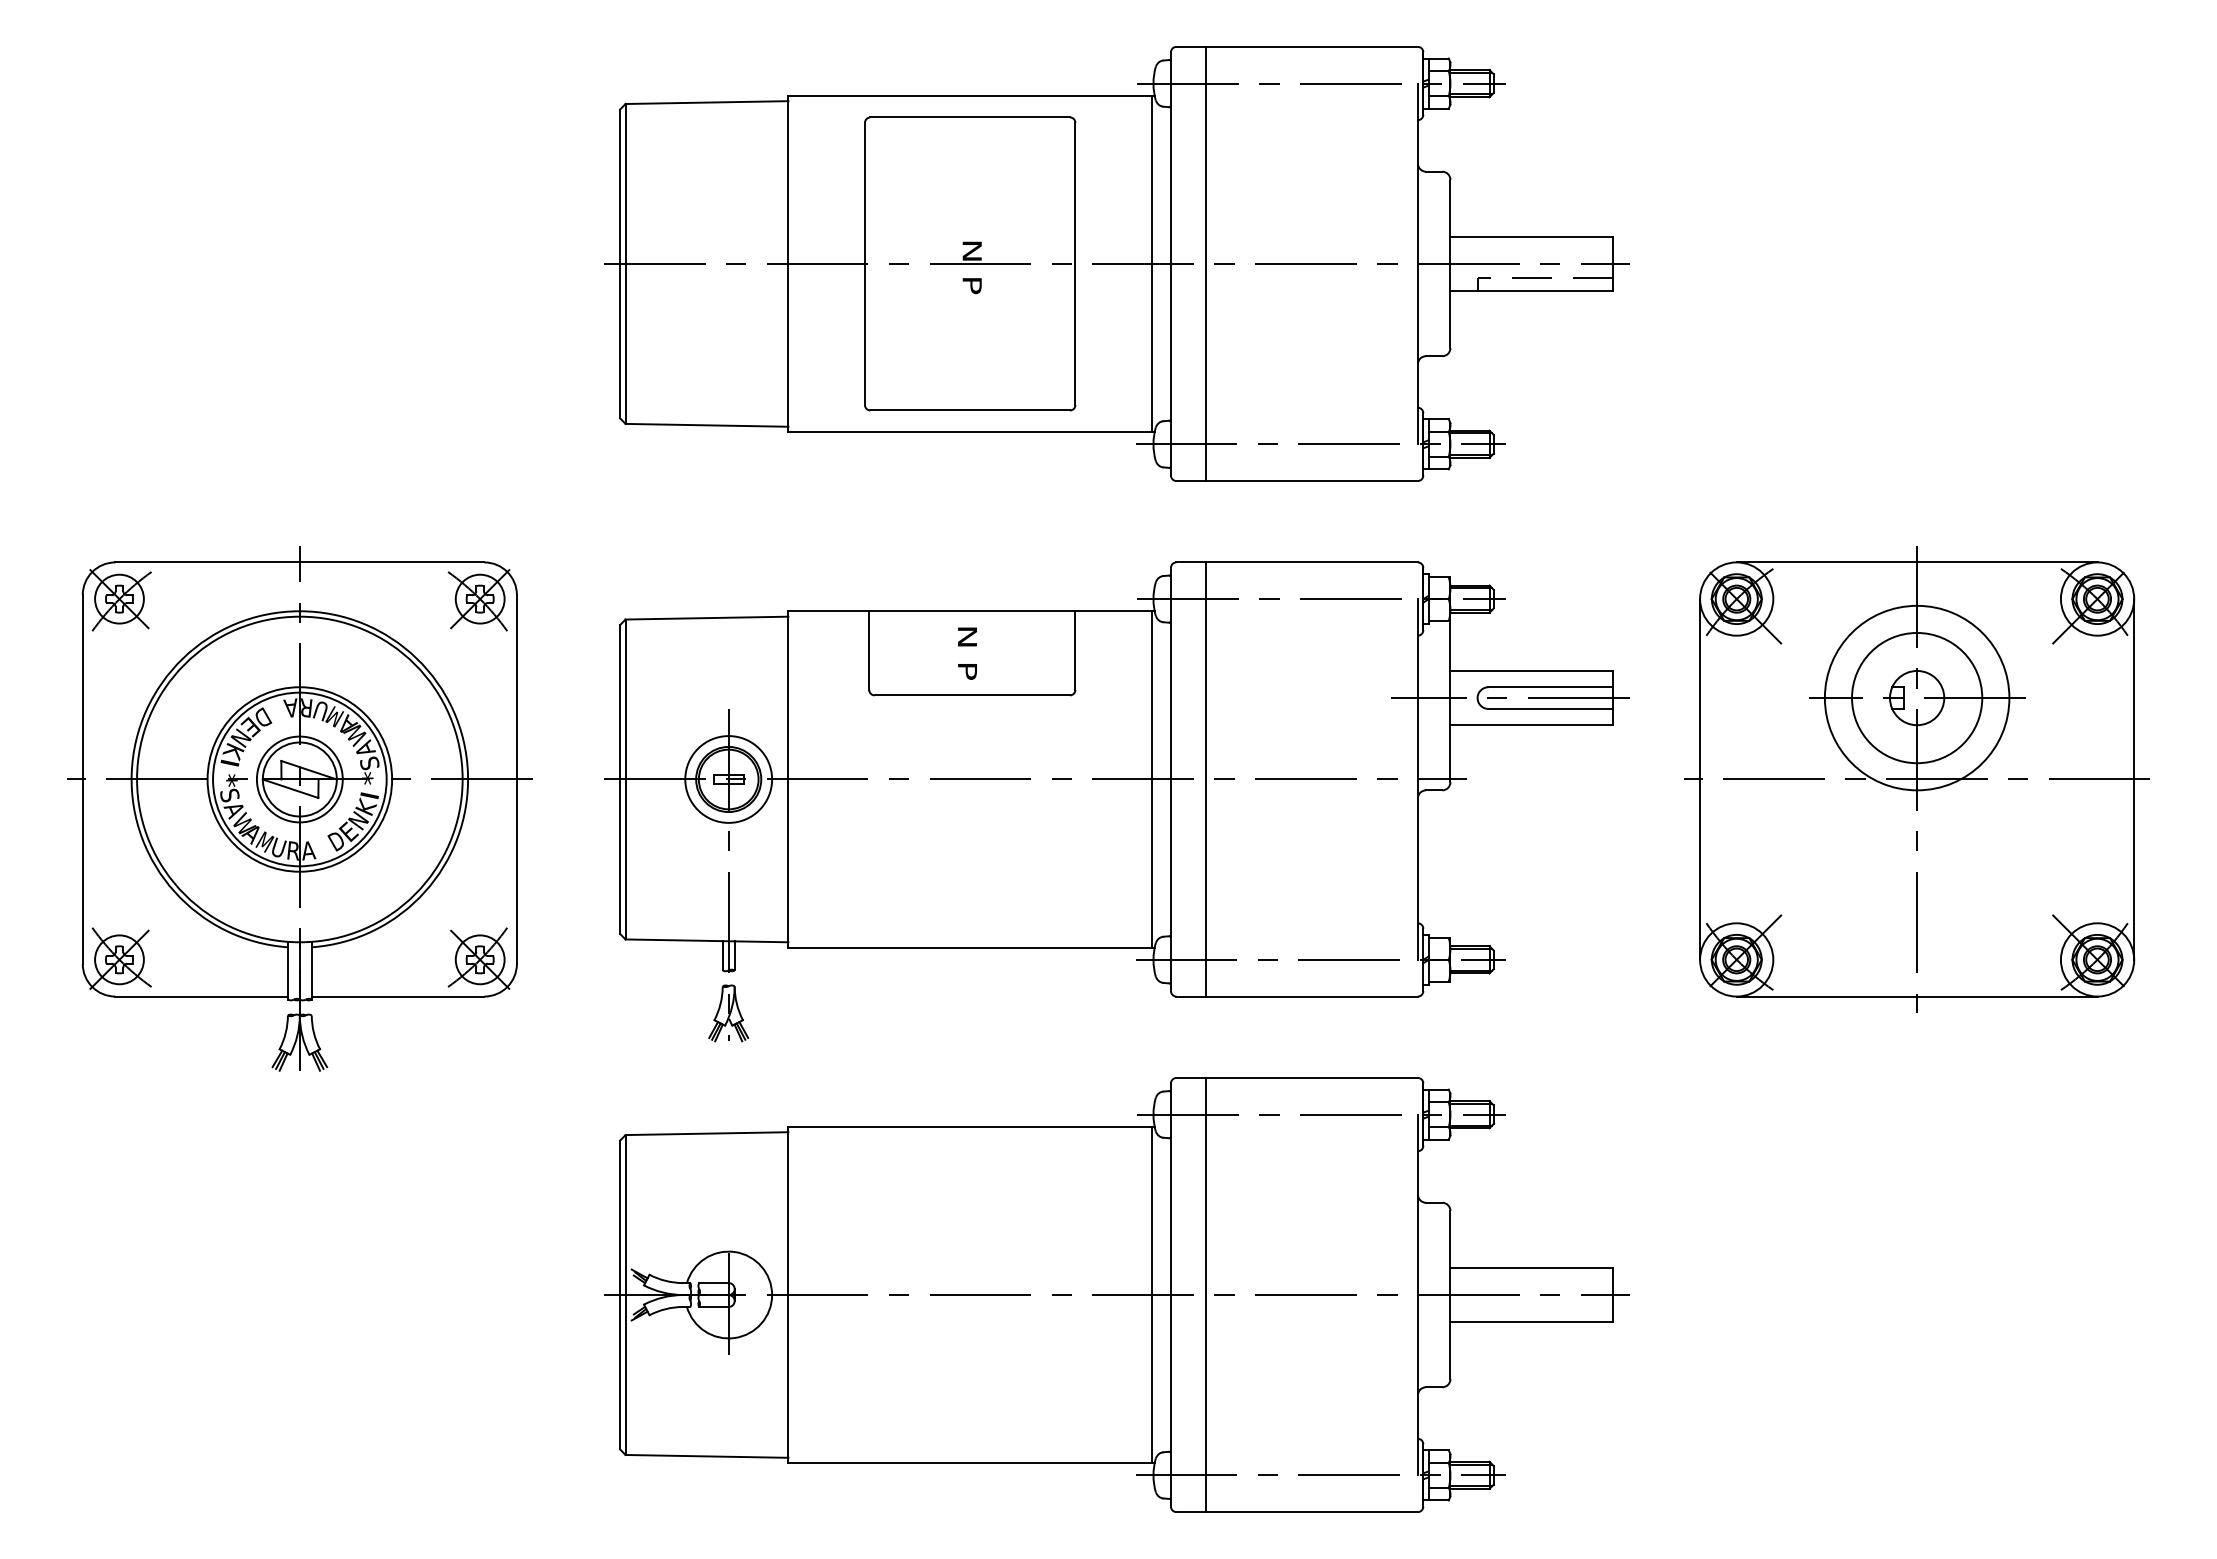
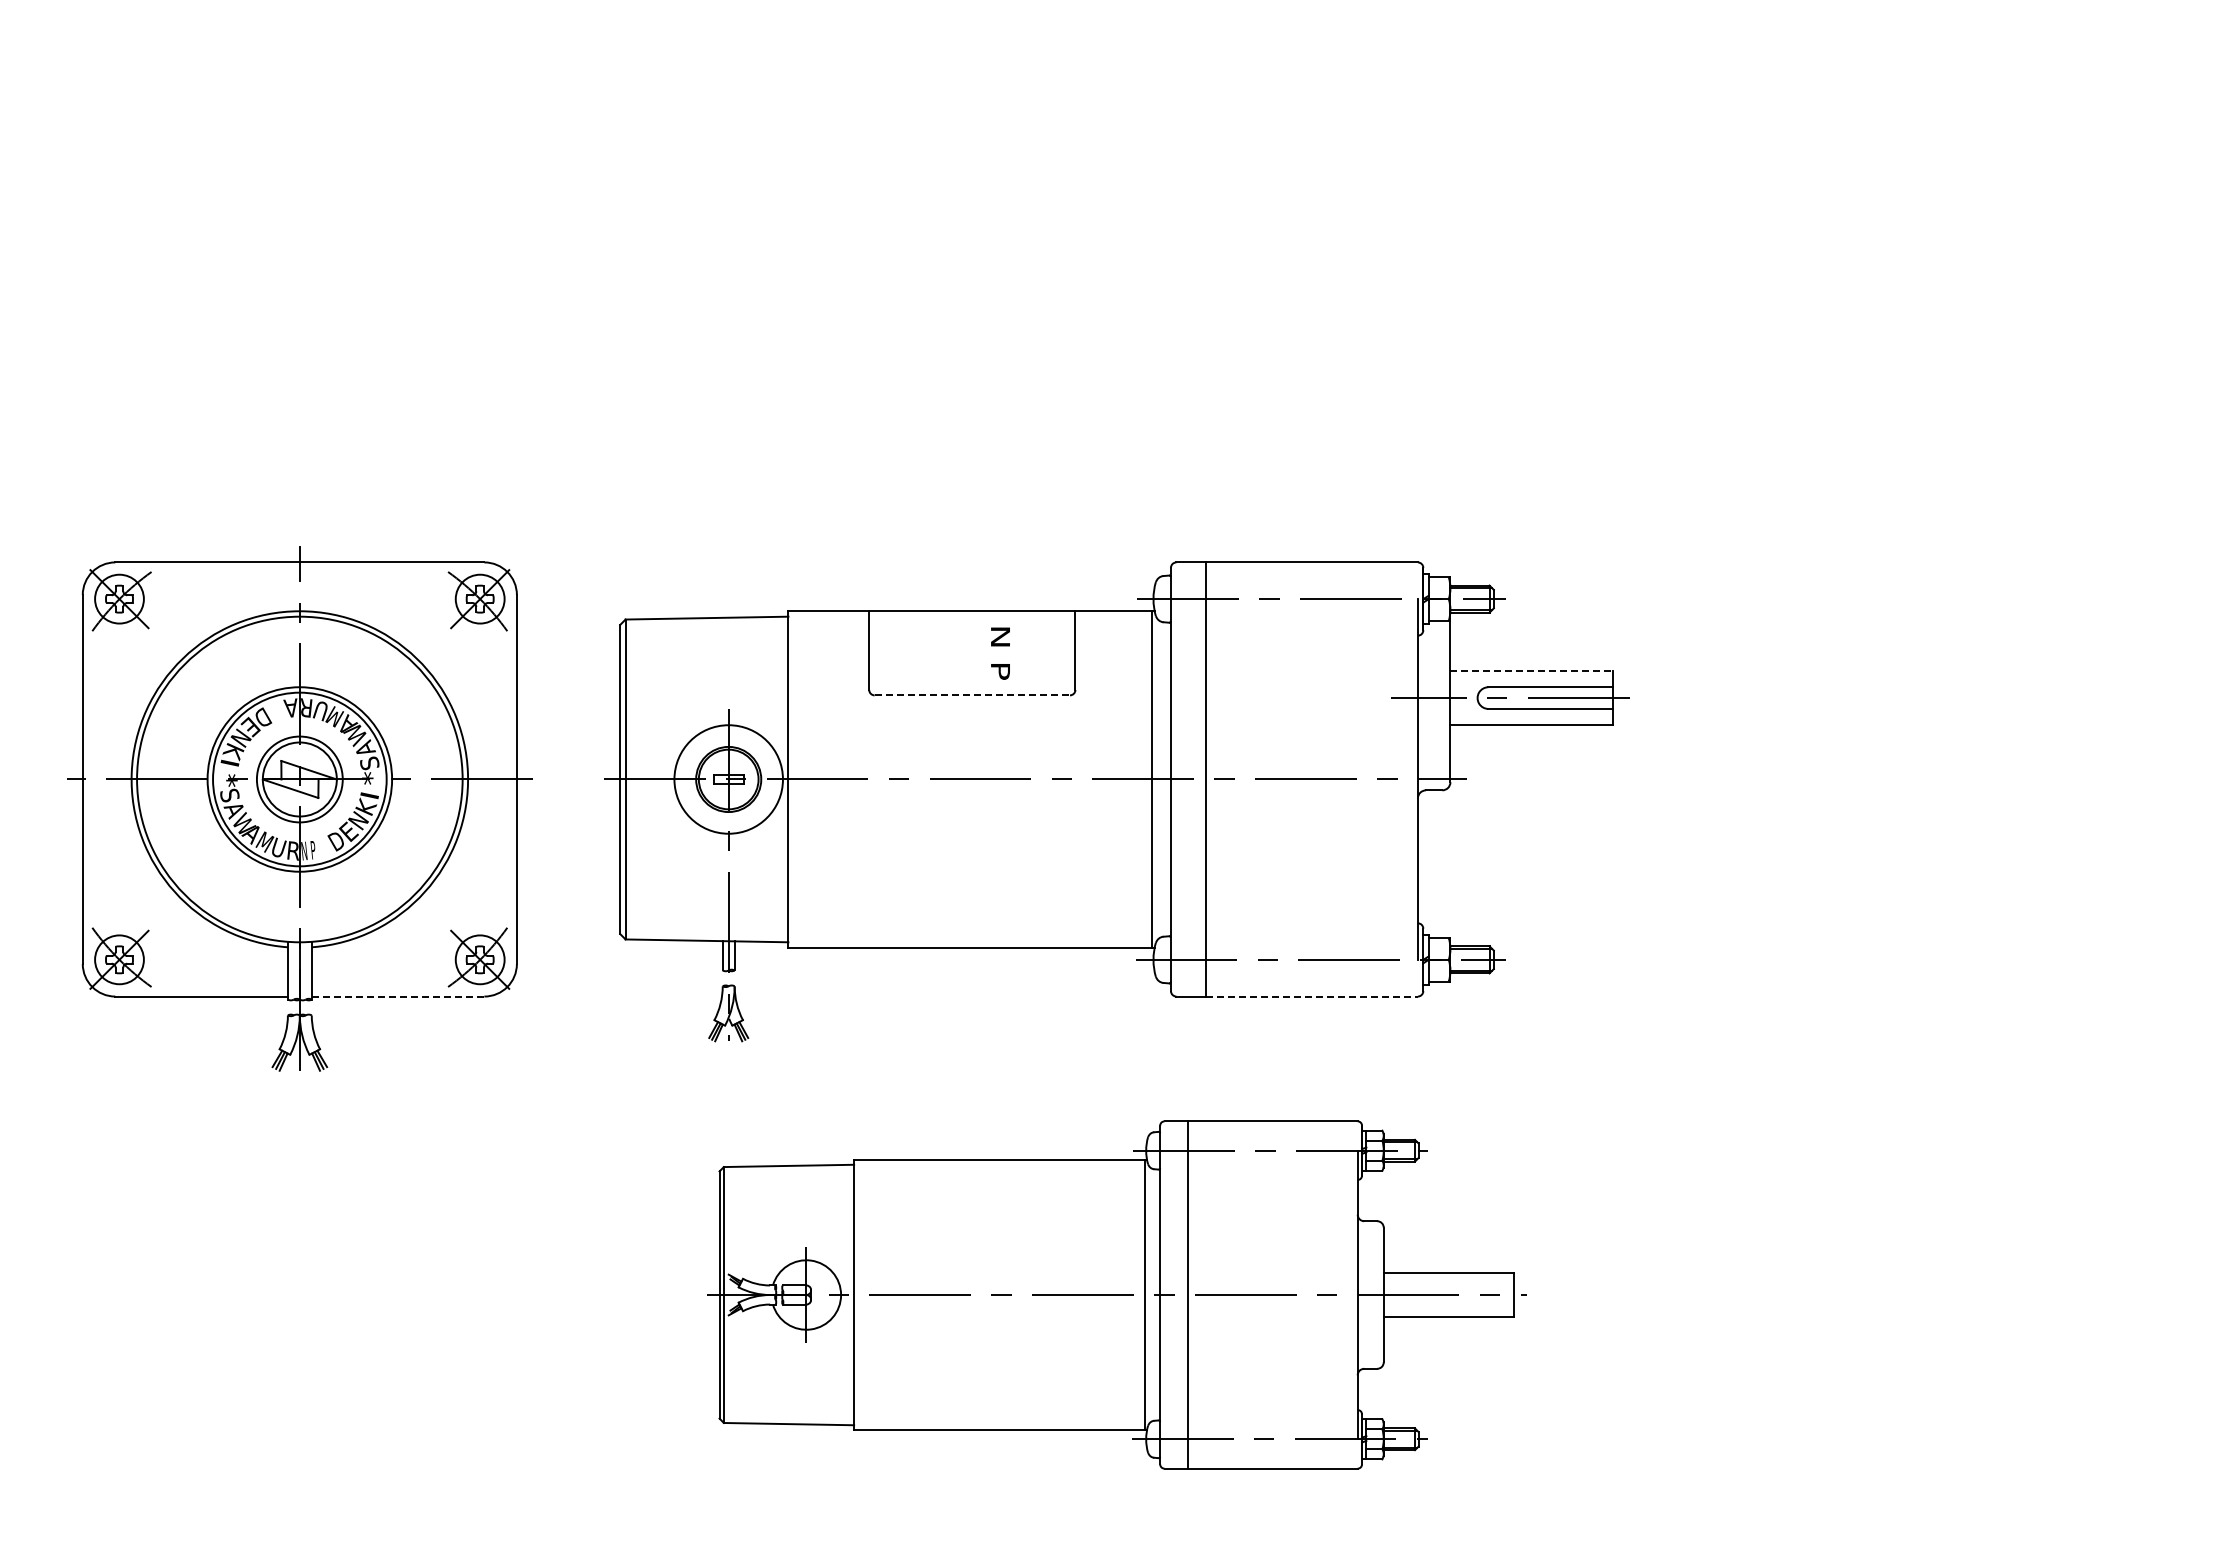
part: present -> none (1116, 263)
text position: (967, 653) -> (1000, 653) (1000, 653)
line: solid -> dashed (1532, 670)
line: solid -> dashed (972, 695)
circle diameter: 87 px -> 109 px (728, 779)
part: present -> none (1916, 779)
text: A -> N P (308, 850)
line: solid -> dashed (398, 996)
line: solid -> dashed (1312, 996)
part size: 1026x436 px -> 820x350 px (1116, 1294)
